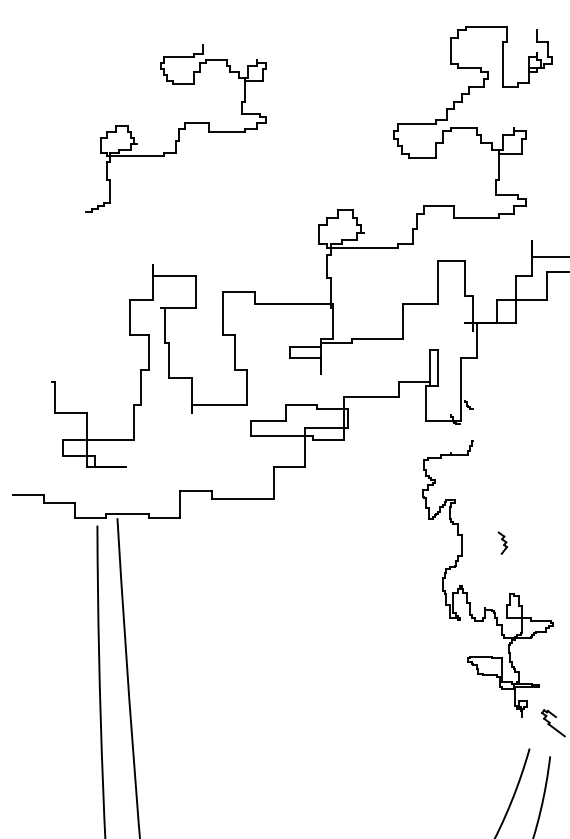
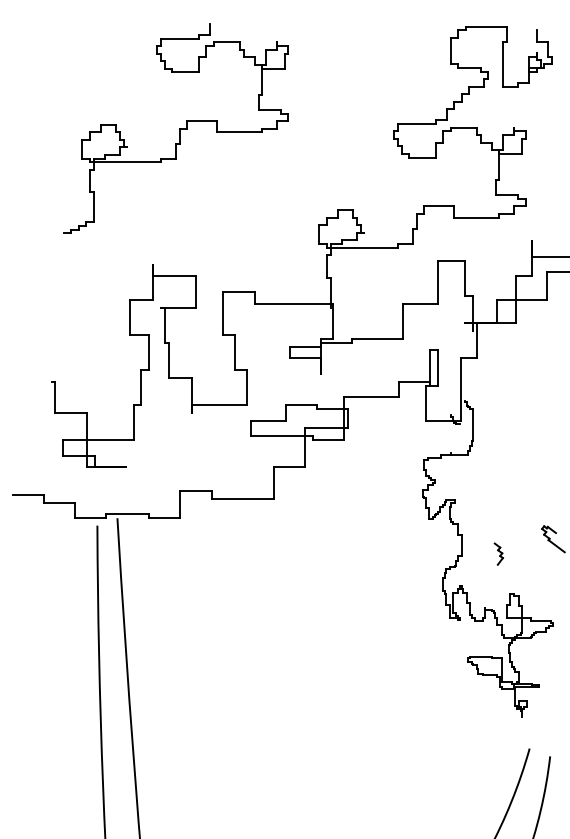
part size: 182x169 px -> 226x211 px (175, 128)
line: none -> present (473, 425)
part position: (502, 542) -> (498, 553) (498, 553)
part position: (553, 723) -> (553, 539) (553, 539)
